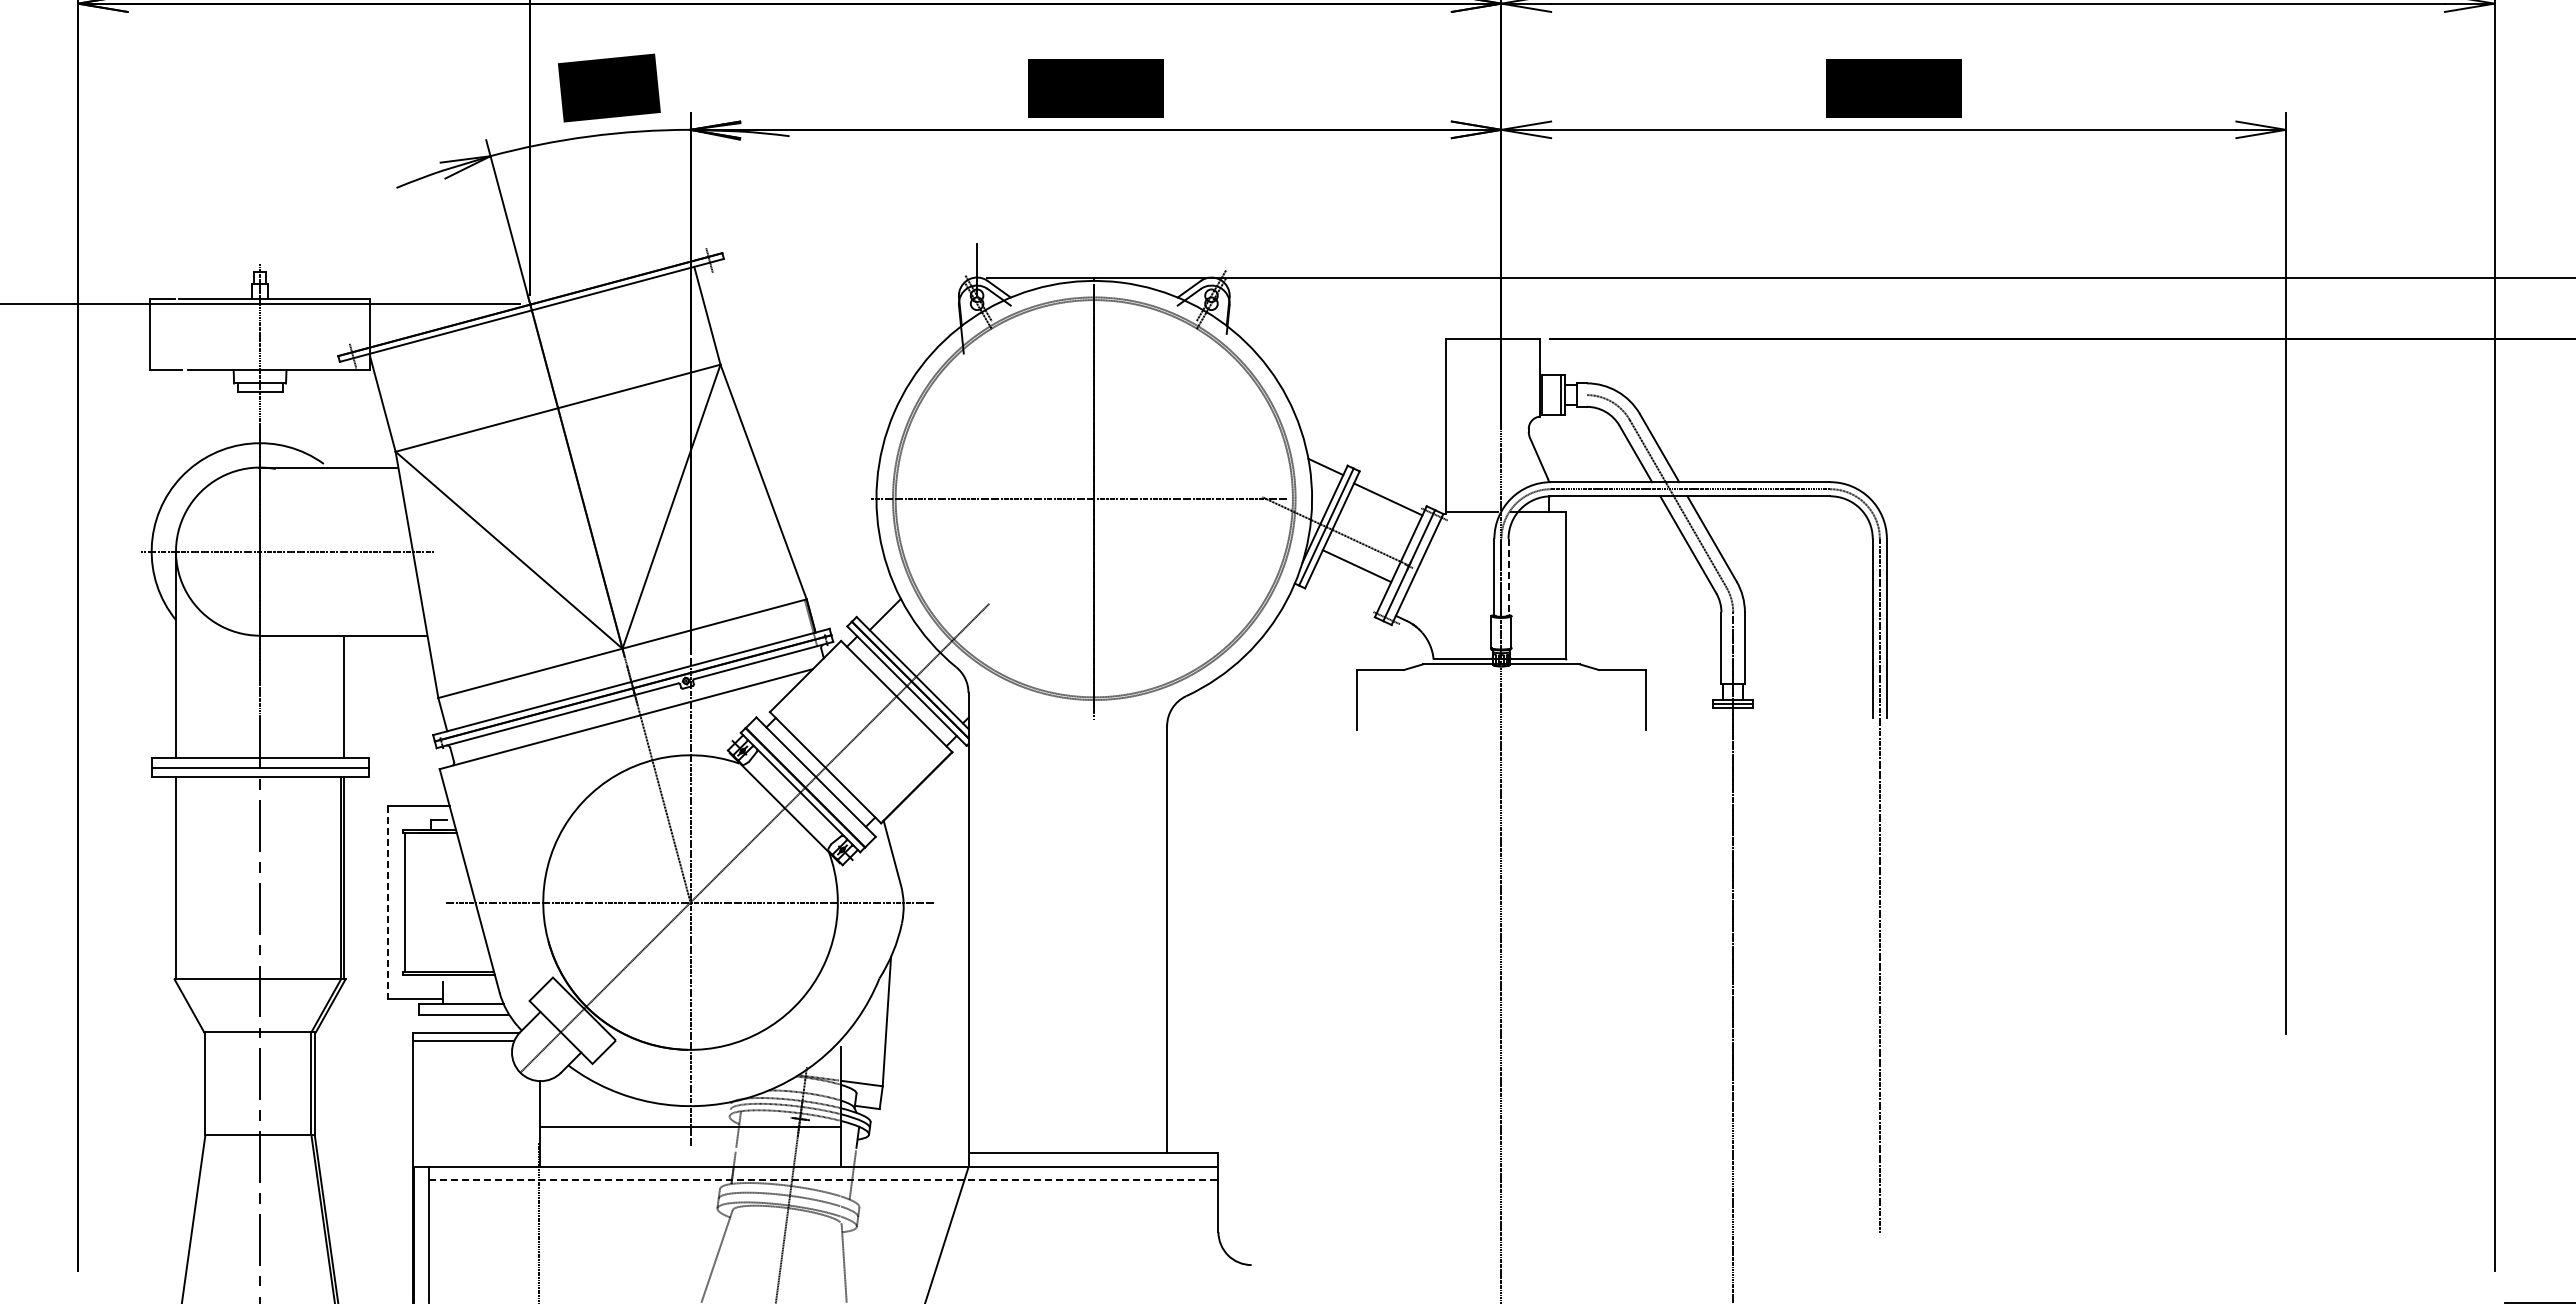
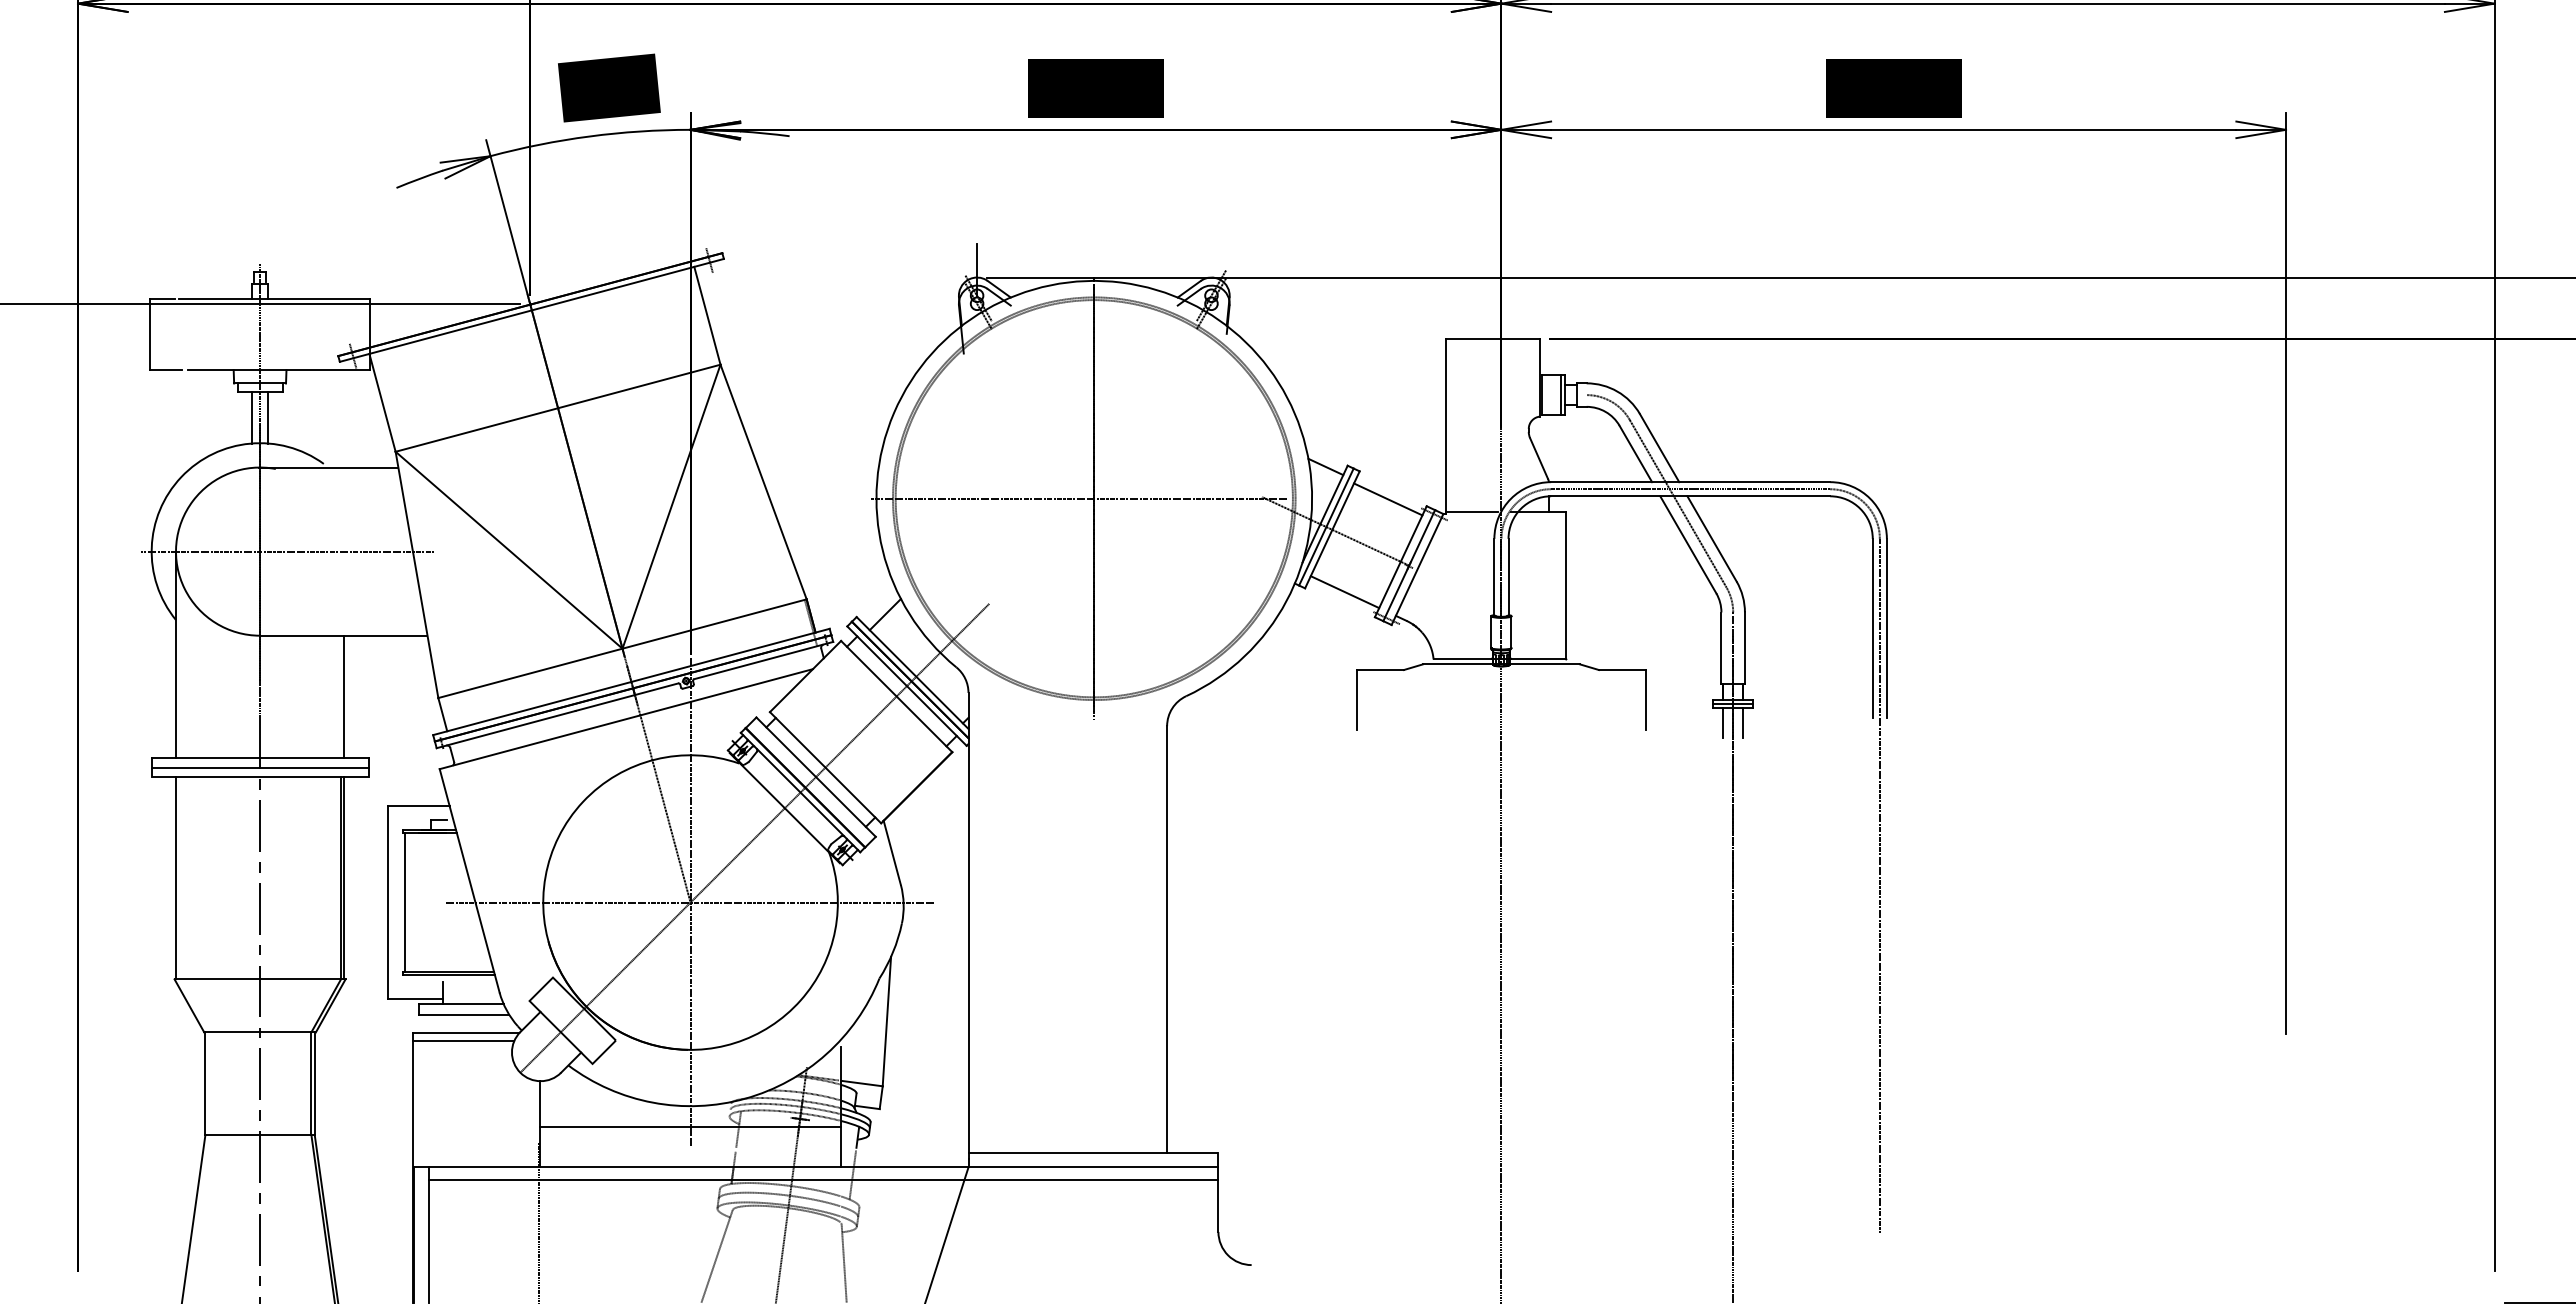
line: none -> present (251, 417)
line: none -> present (268, 417)
line position: (1356, 566) -> (1344, 592) (1344, 592)
line: dashed -> solid (1508, 577)
line: none -> present (1723, 722)
line: none -> present (1743, 722)
line: dashed -> solid (388, 903)
line: dashed -> solid (823, 1180)
